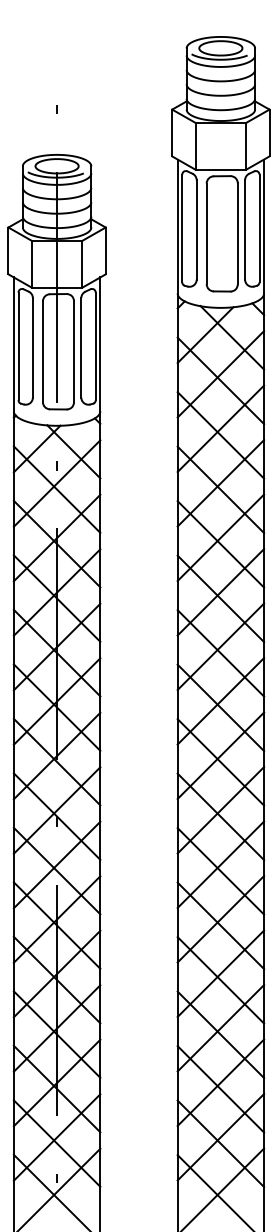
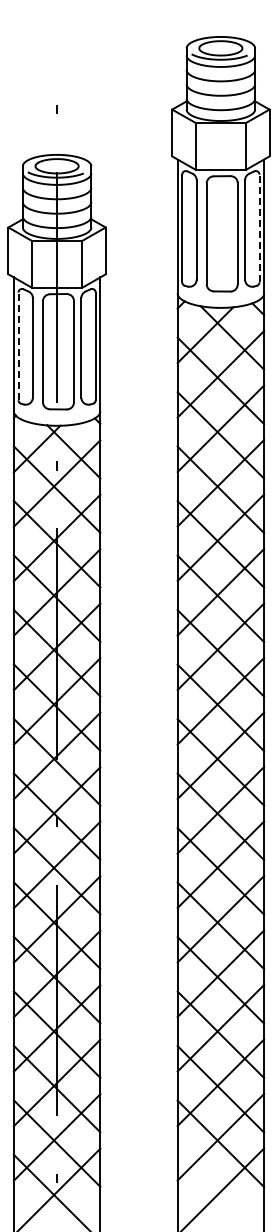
line: solid -> dashed (259, 228)
line: solid -> dashed (18, 346)
line: present -> none (214, 1191)
